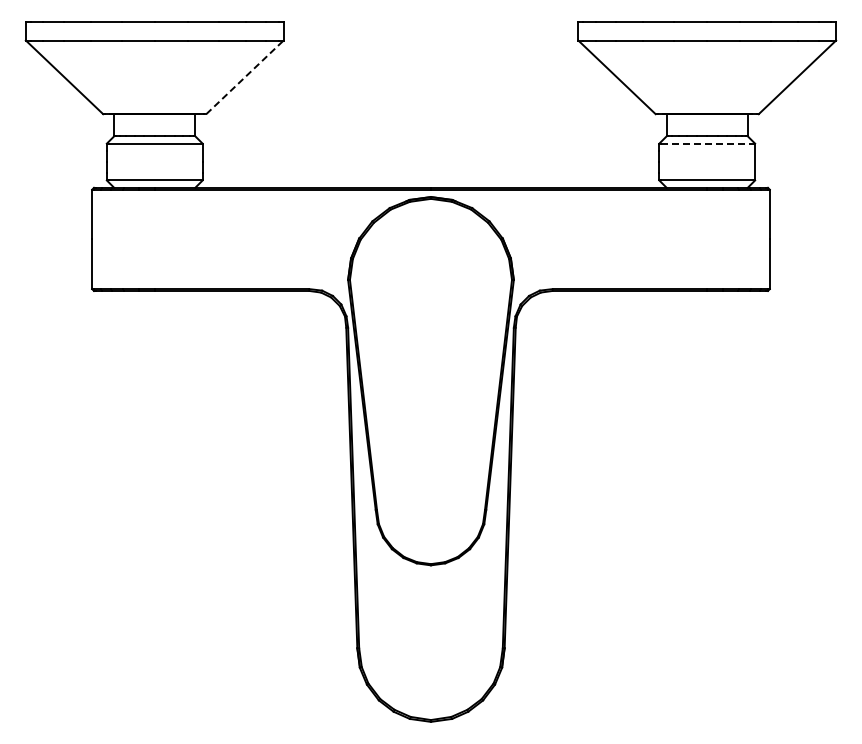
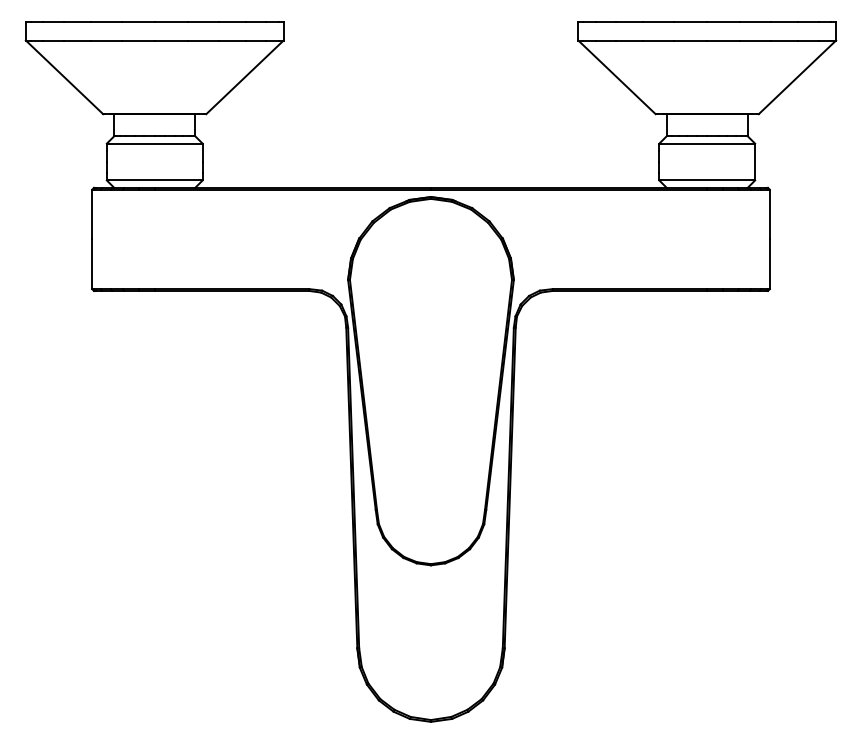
line: dashed -> solid (245, 77)
line: dashed -> solid (708, 143)
